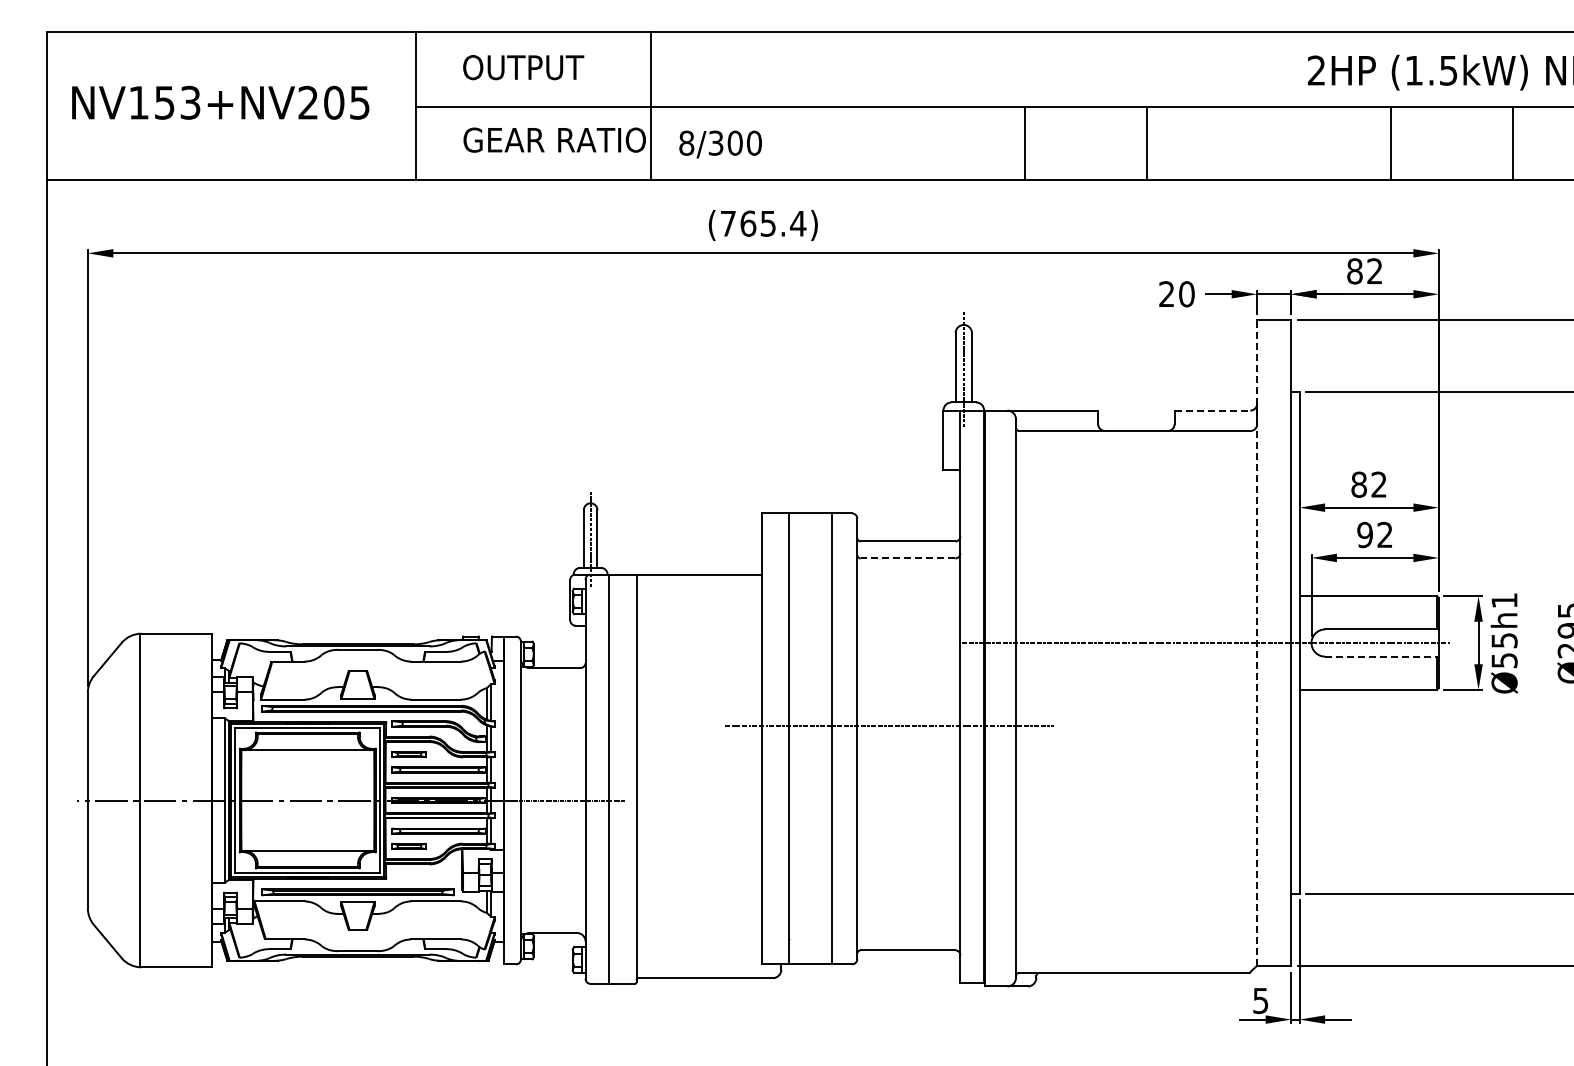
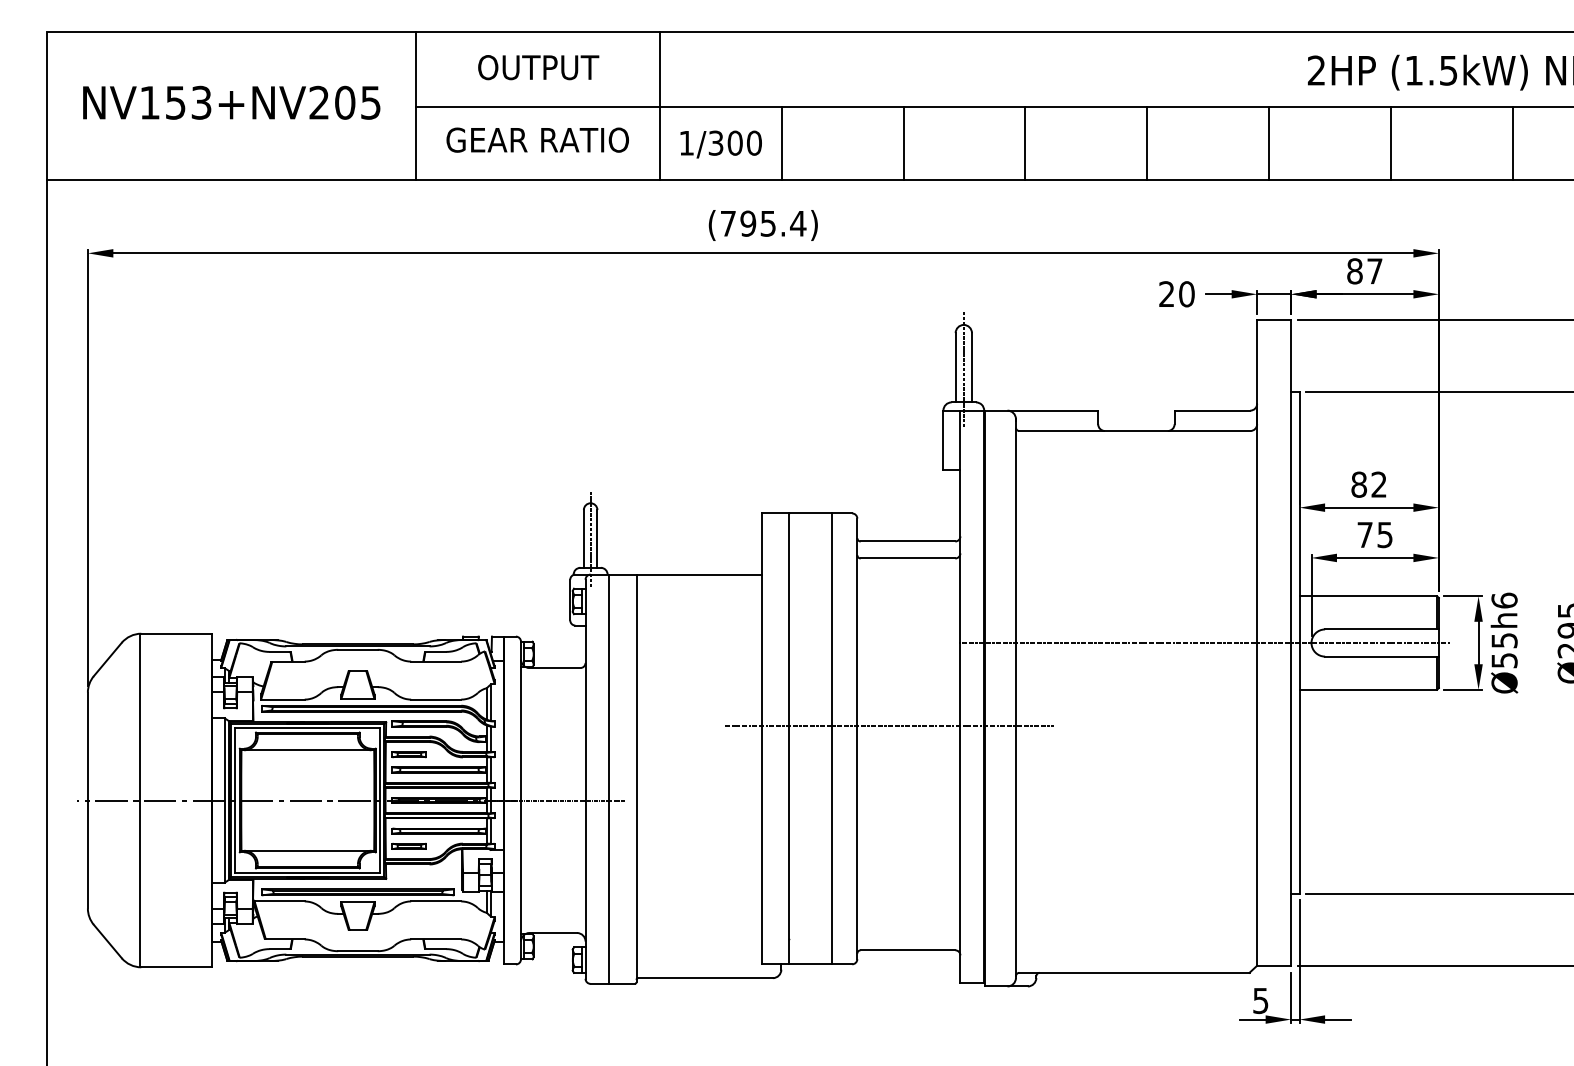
text position: (523, 67) -> (538, 67) (538, 67)
text position: (220, 102) -> (231, 102) (231, 102)
line position: (650, 105) -> (659, 105) (659, 105)
text position: (554, 139) -> (537, 139) (537, 139)
text: 8/300 -> 1/300 (686, 142)
line: none -> present (781, 142)
line: none -> present (903, 142)
line: none -> present (1269, 142)
text: (765.4) -> (795.4) (748, 223)
text: 82 -> 87 (1374, 270)
line: dashed -> solid (1212, 410)
text: 92 -> 75 (1374, 534)
line: dashed -> solid (907, 558)
text: Ø55h1 -> Ø55h6 (1504, 600)
line: dashed -> solid (1257, 643)
line: dashed -> solid (1381, 656)
